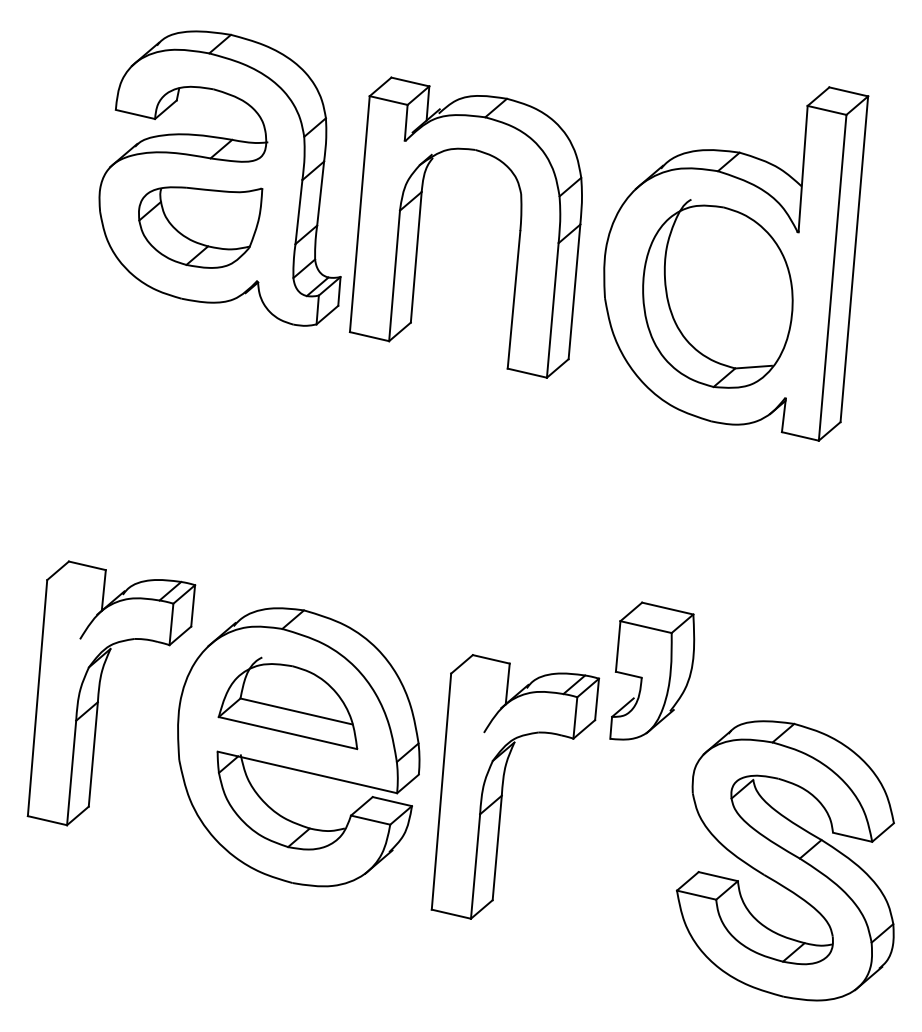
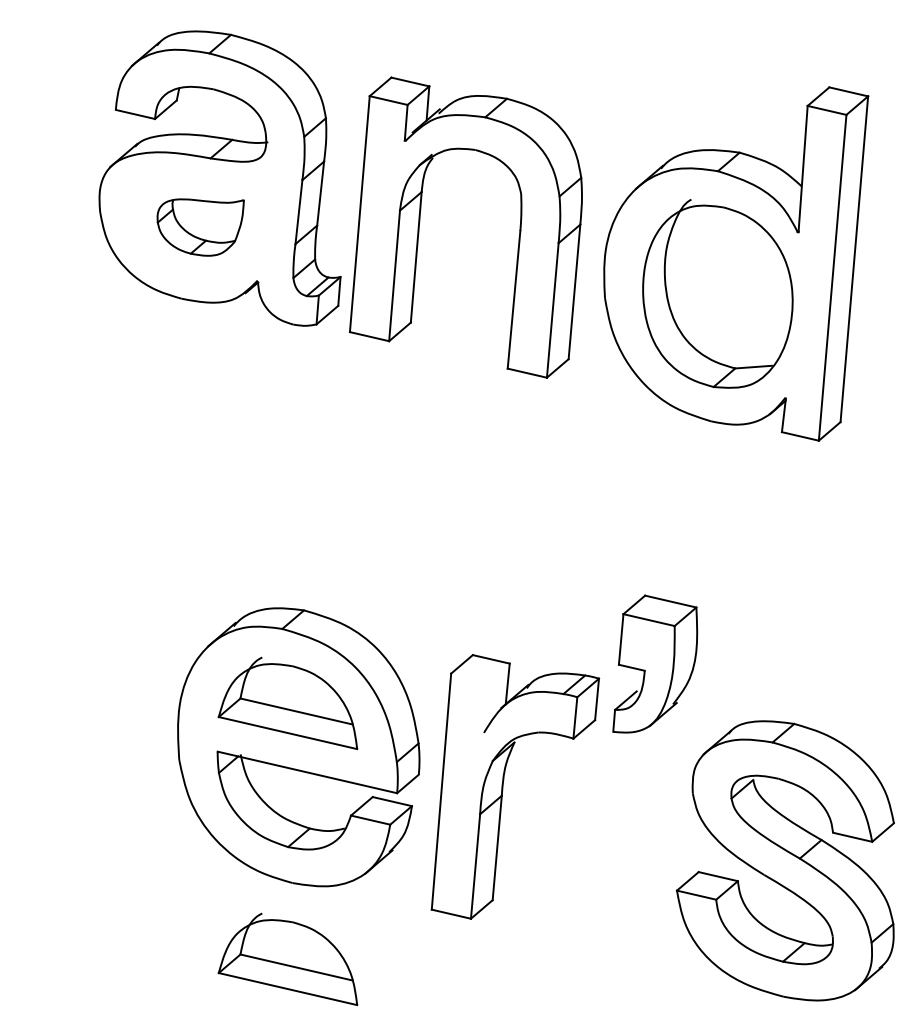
part size: 126x83 px -> 89x59 px (200, 227)
part position: (652, 670) -> (655, 663) (655, 663)
part: present -> none (99, 693)
part: none -> present (287, 959)
